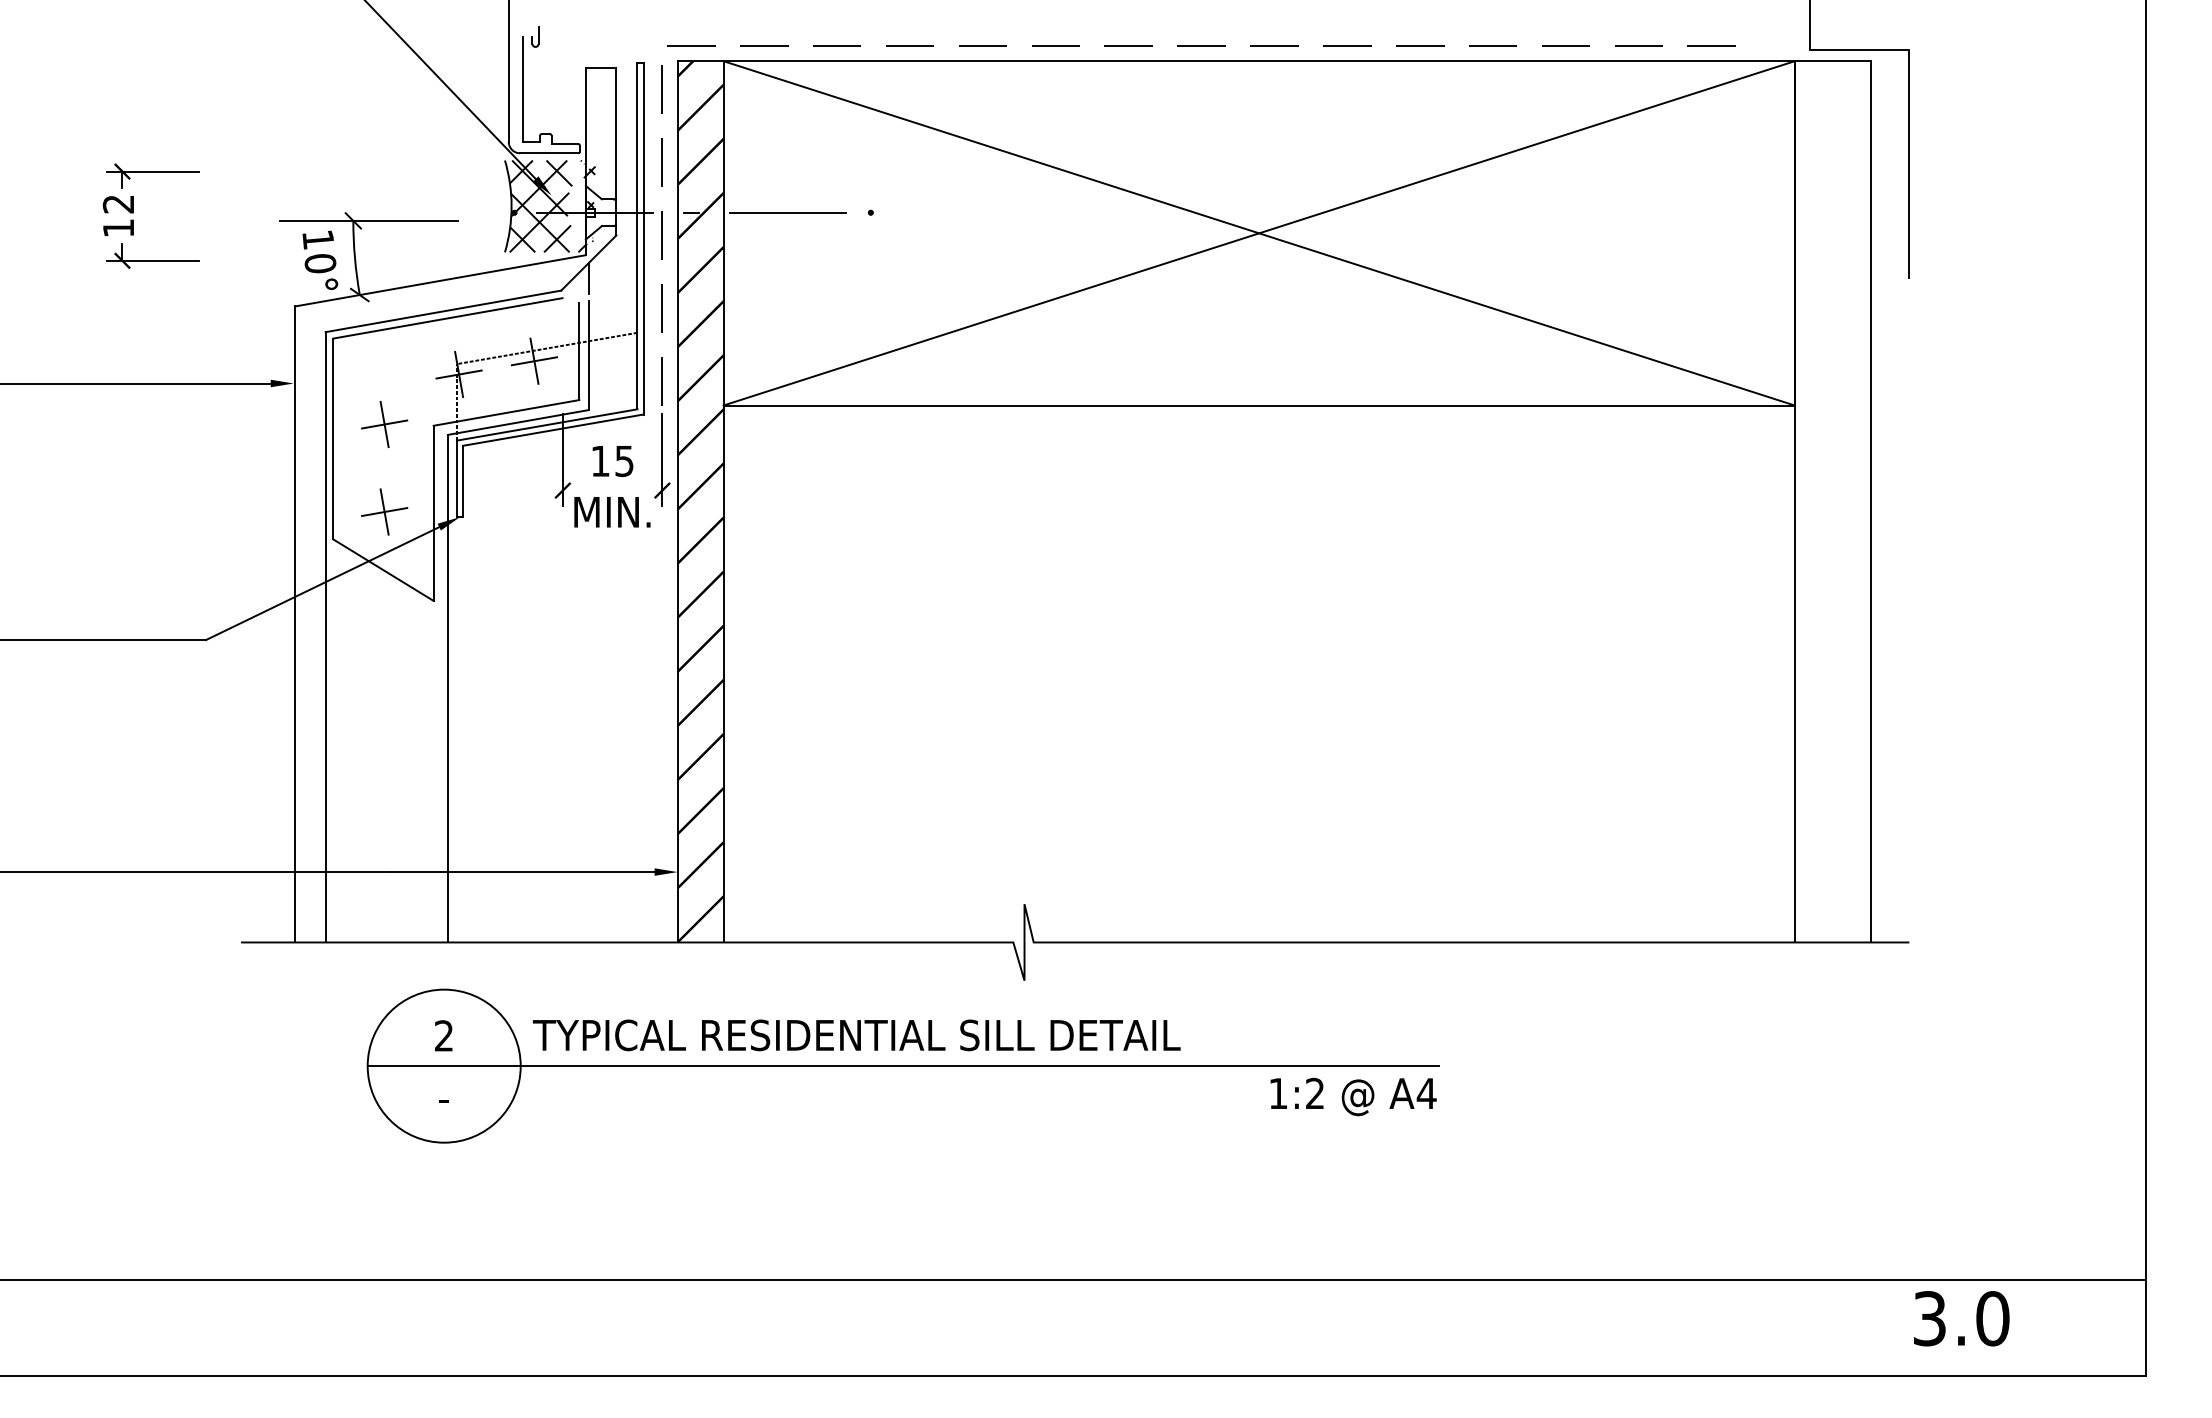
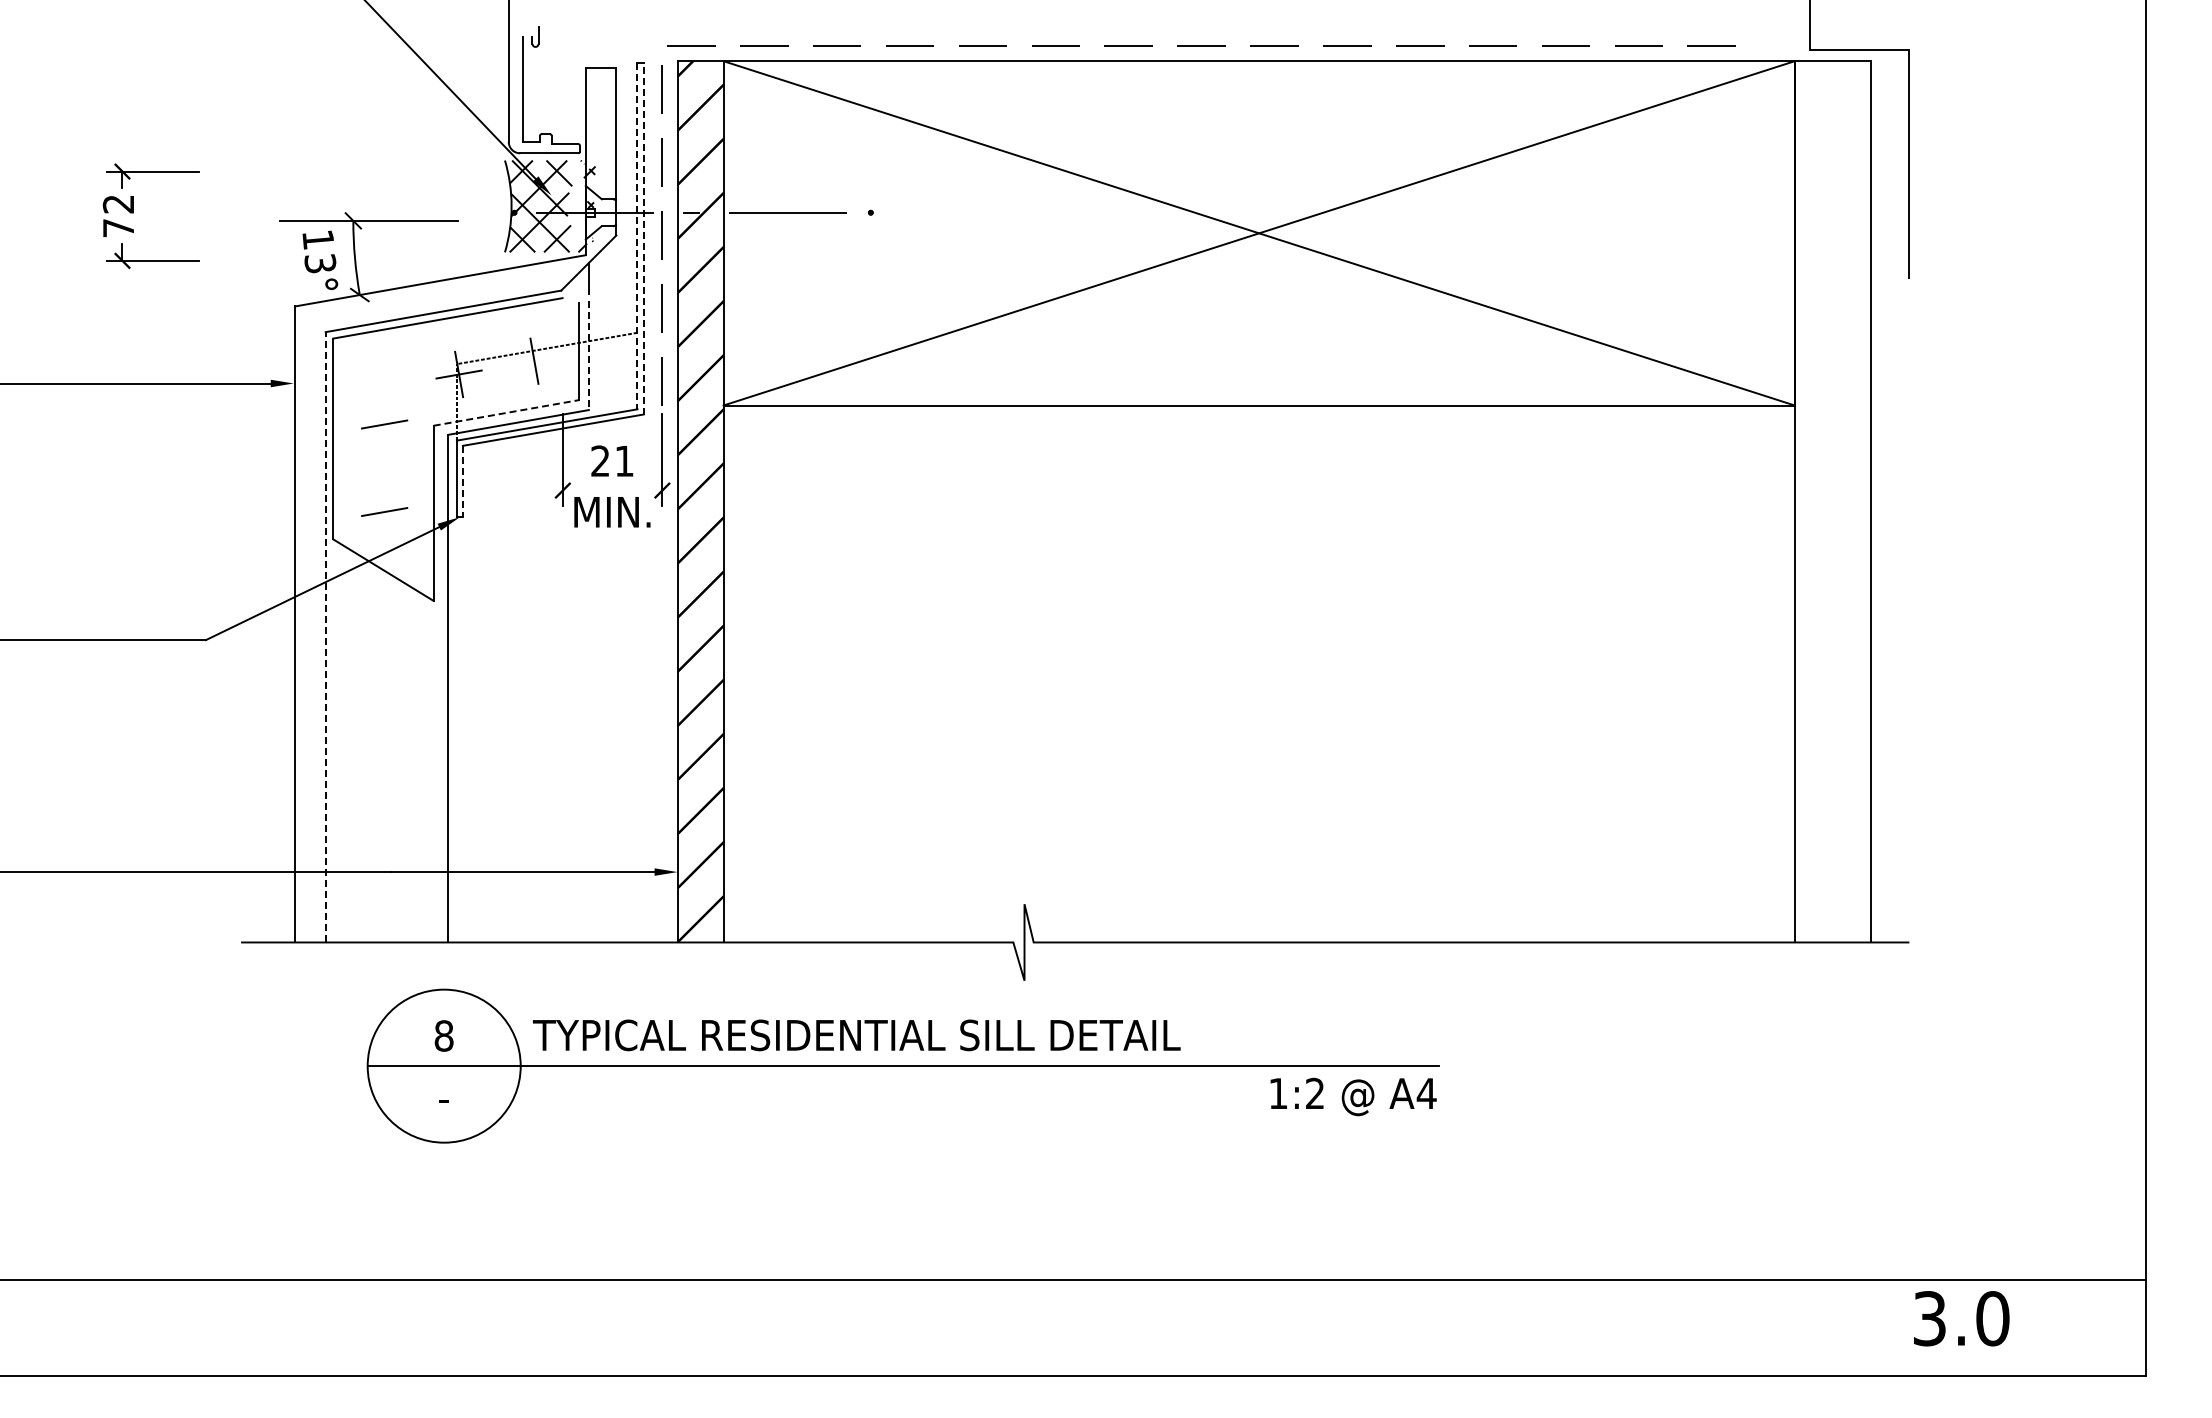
text: 12 -> 72 (118, 228)
line: solid -> dashed (637, 236)
line: solid -> dashed (643, 238)
text: 10° -> 13° (320, 263)
line: solid -> dashed (588, 356)
line: present -> none (534, 361)
line: solid -> dashed (506, 412)
line: present -> none (384, 424)
text: 15 -> 21 (612, 461)
line: solid -> dashed (462, 481)
line: present -> none (384, 511)
line: solid -> dashed (325, 636)
text: 2 -> 8 (443, 1035)
